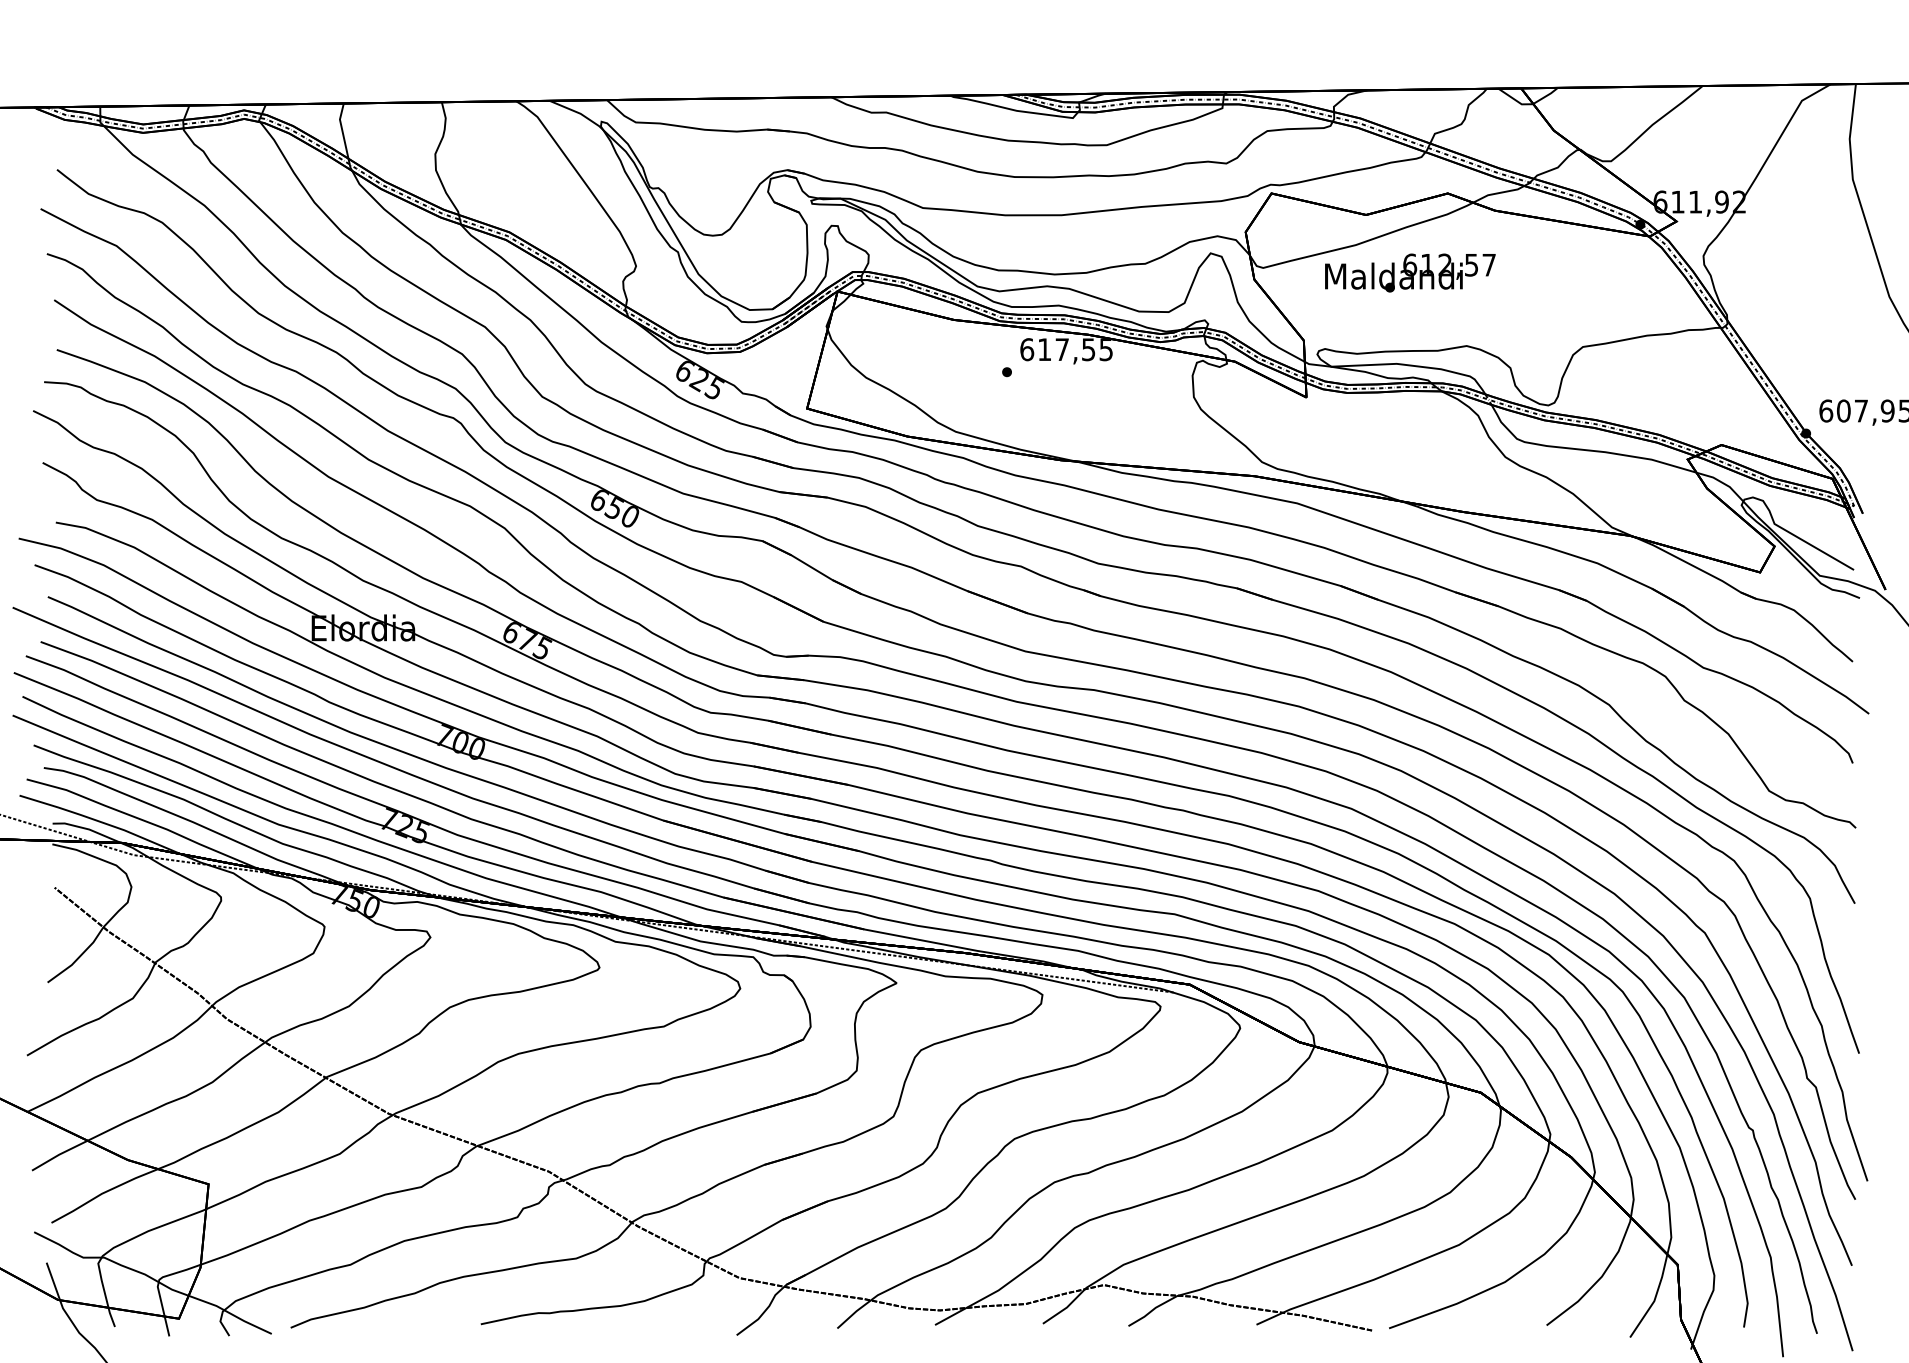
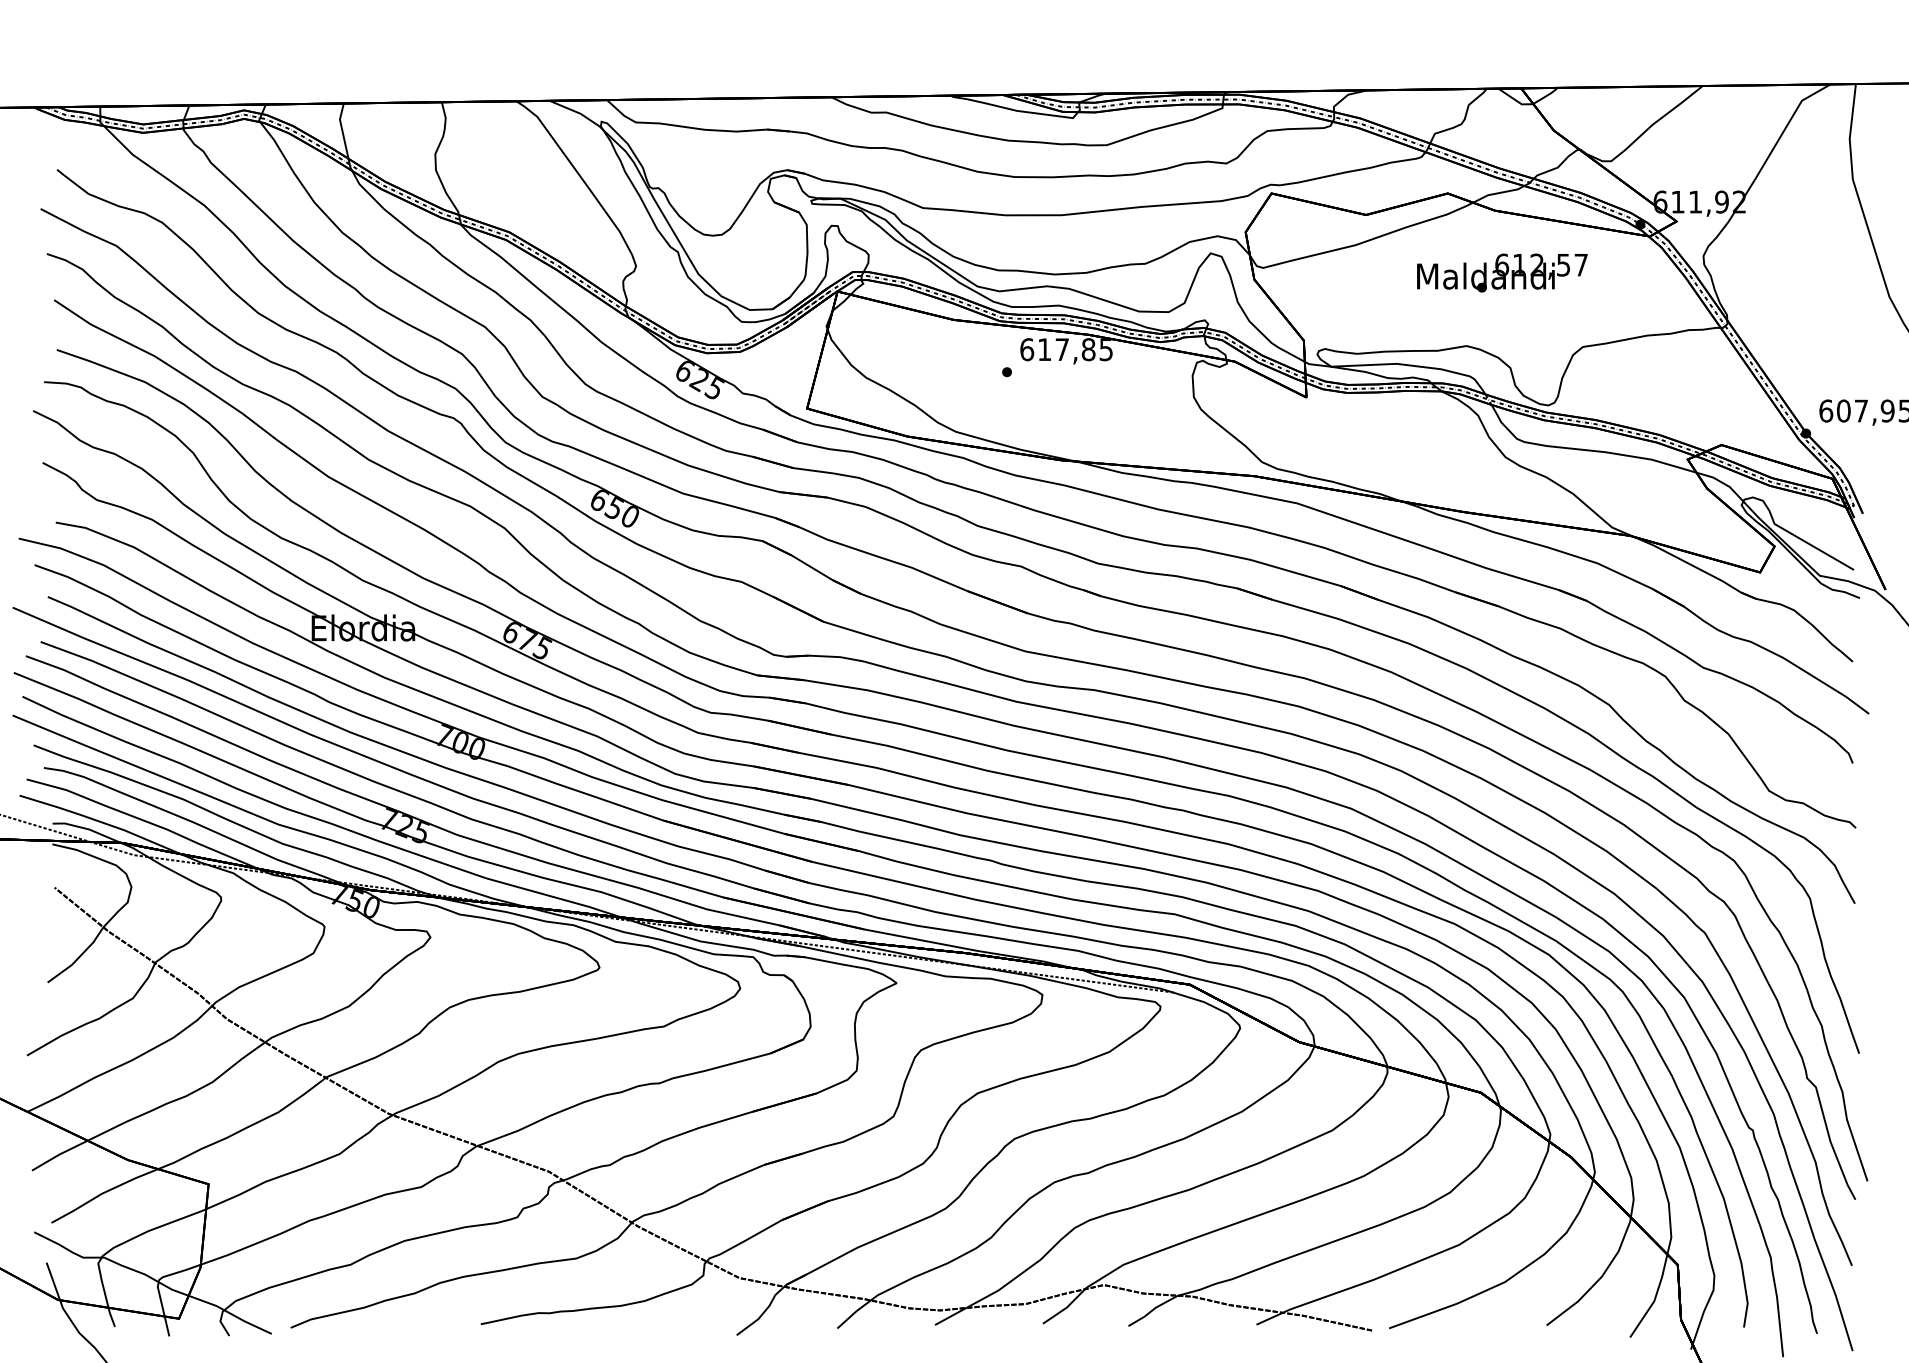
text position: (1410, 272) -> (1502, 272) (1502, 272)
text: 617,55 -> 617,85 (1088, 349)
